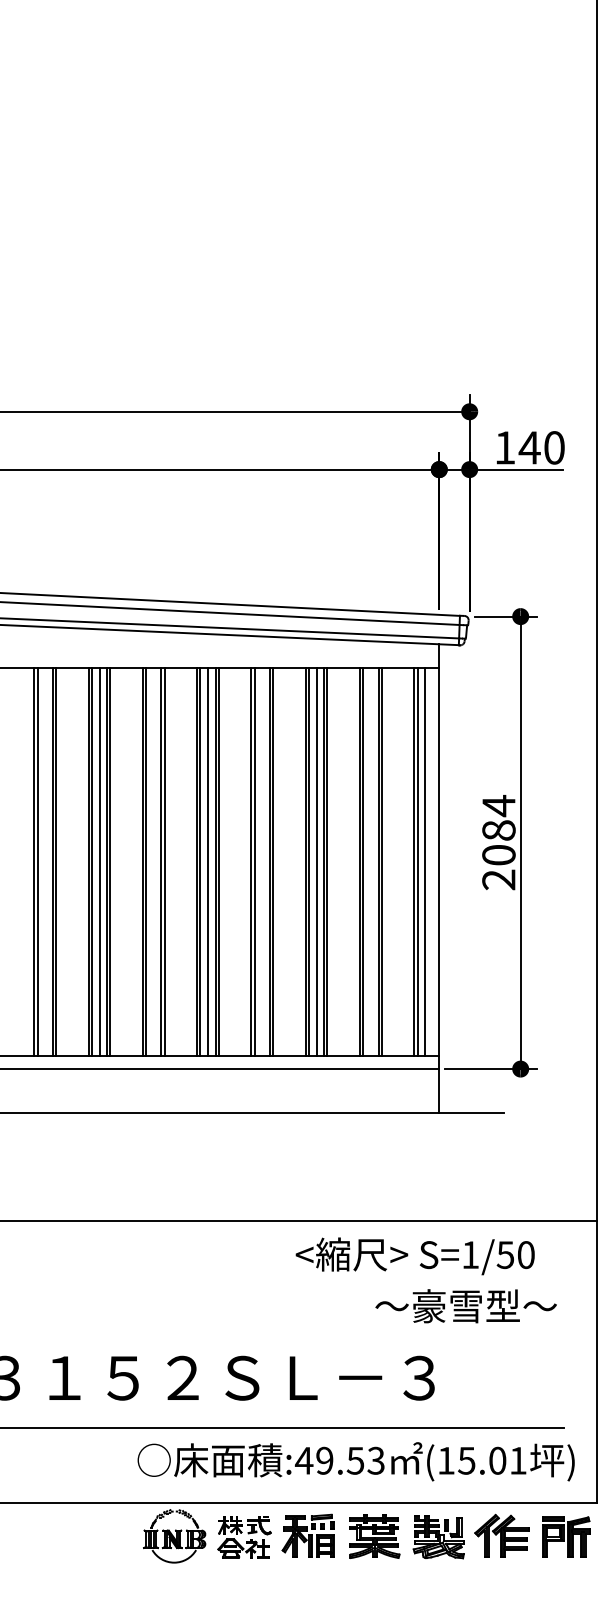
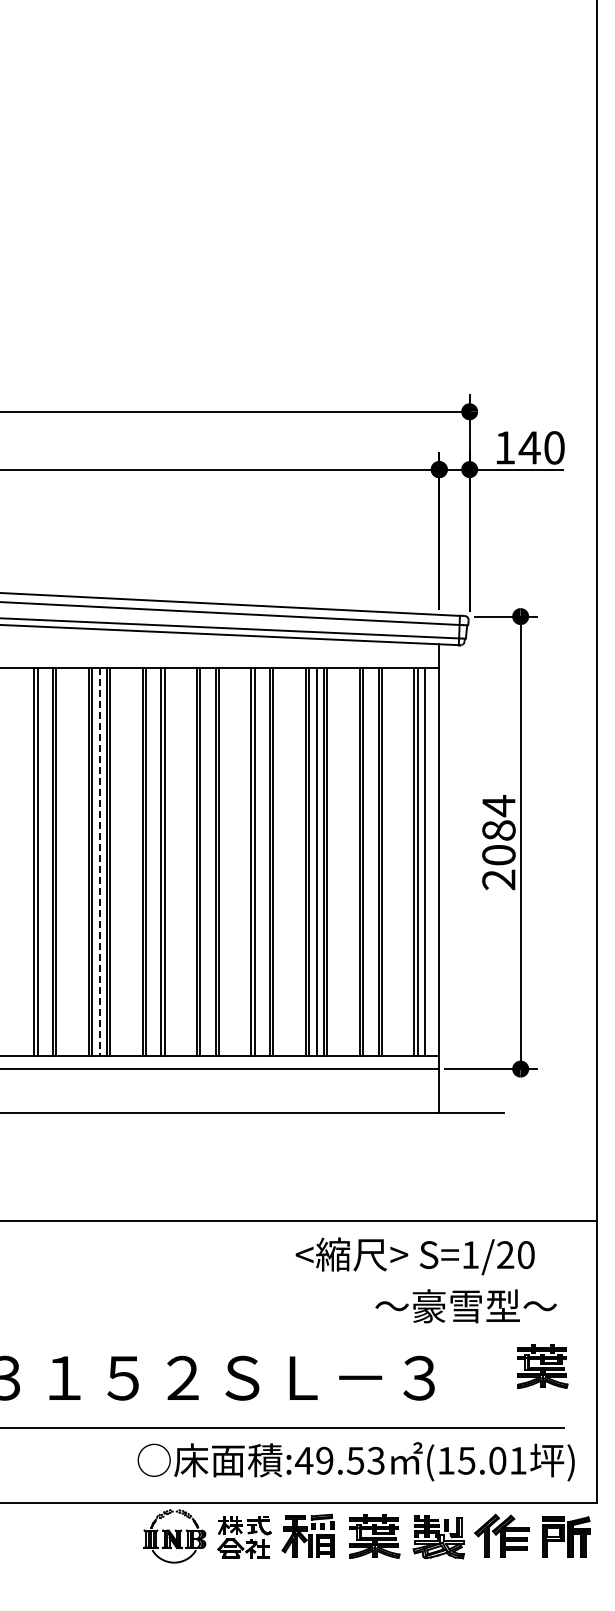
line: solid -> dashed (99, 862)
line: present -> none (208, 862)
text: S=1/50 -> S=1/20 (505, 1255)
part: none -> present (542, 1366)
